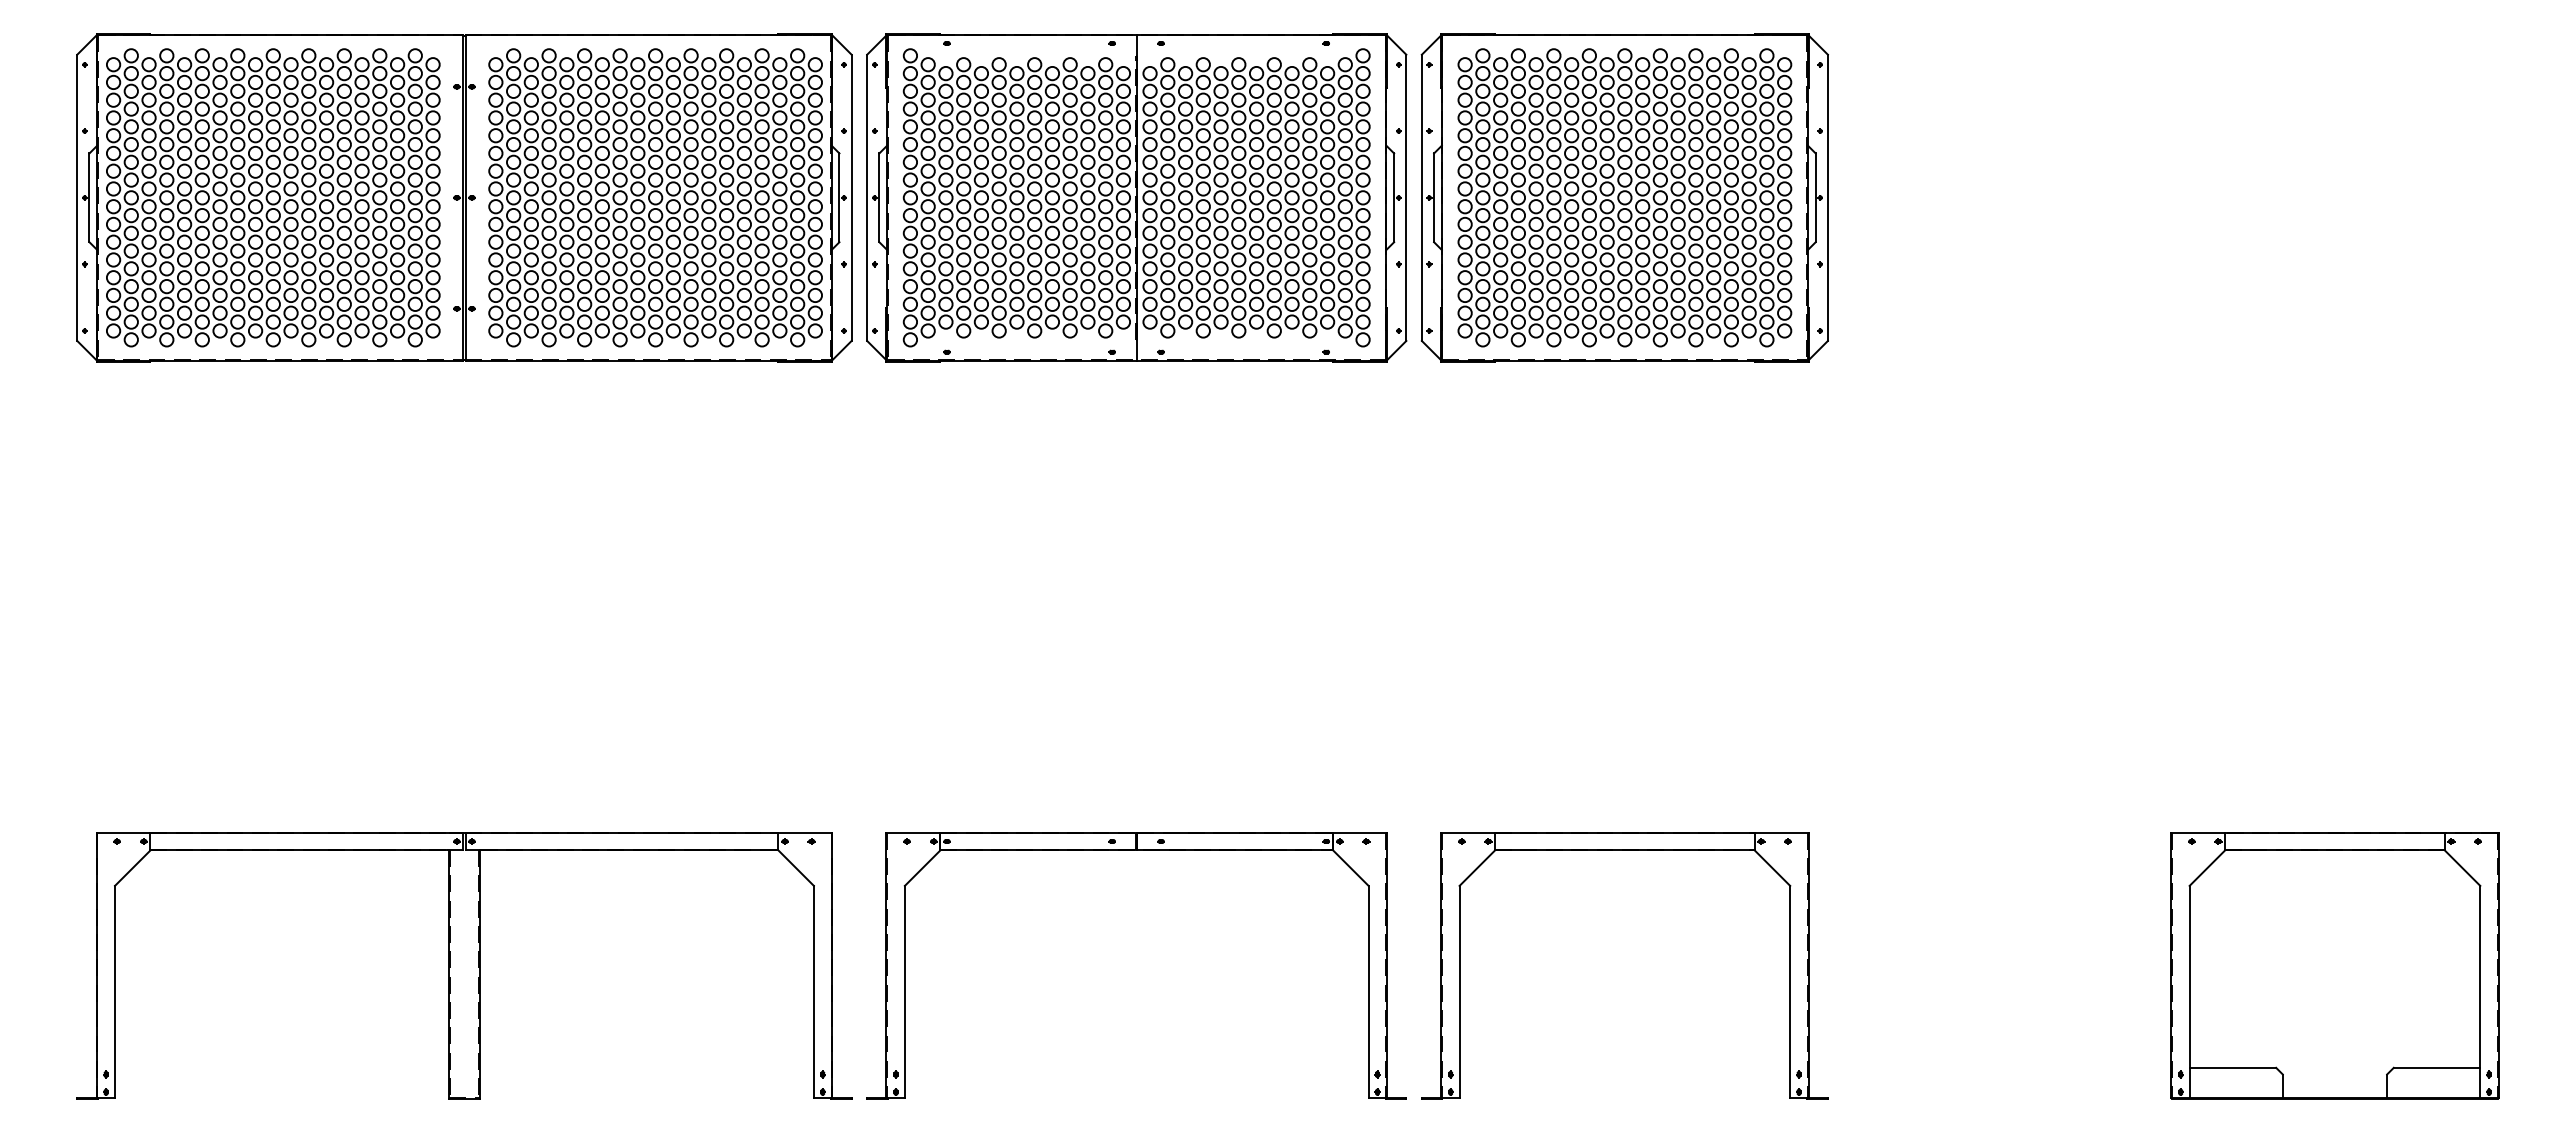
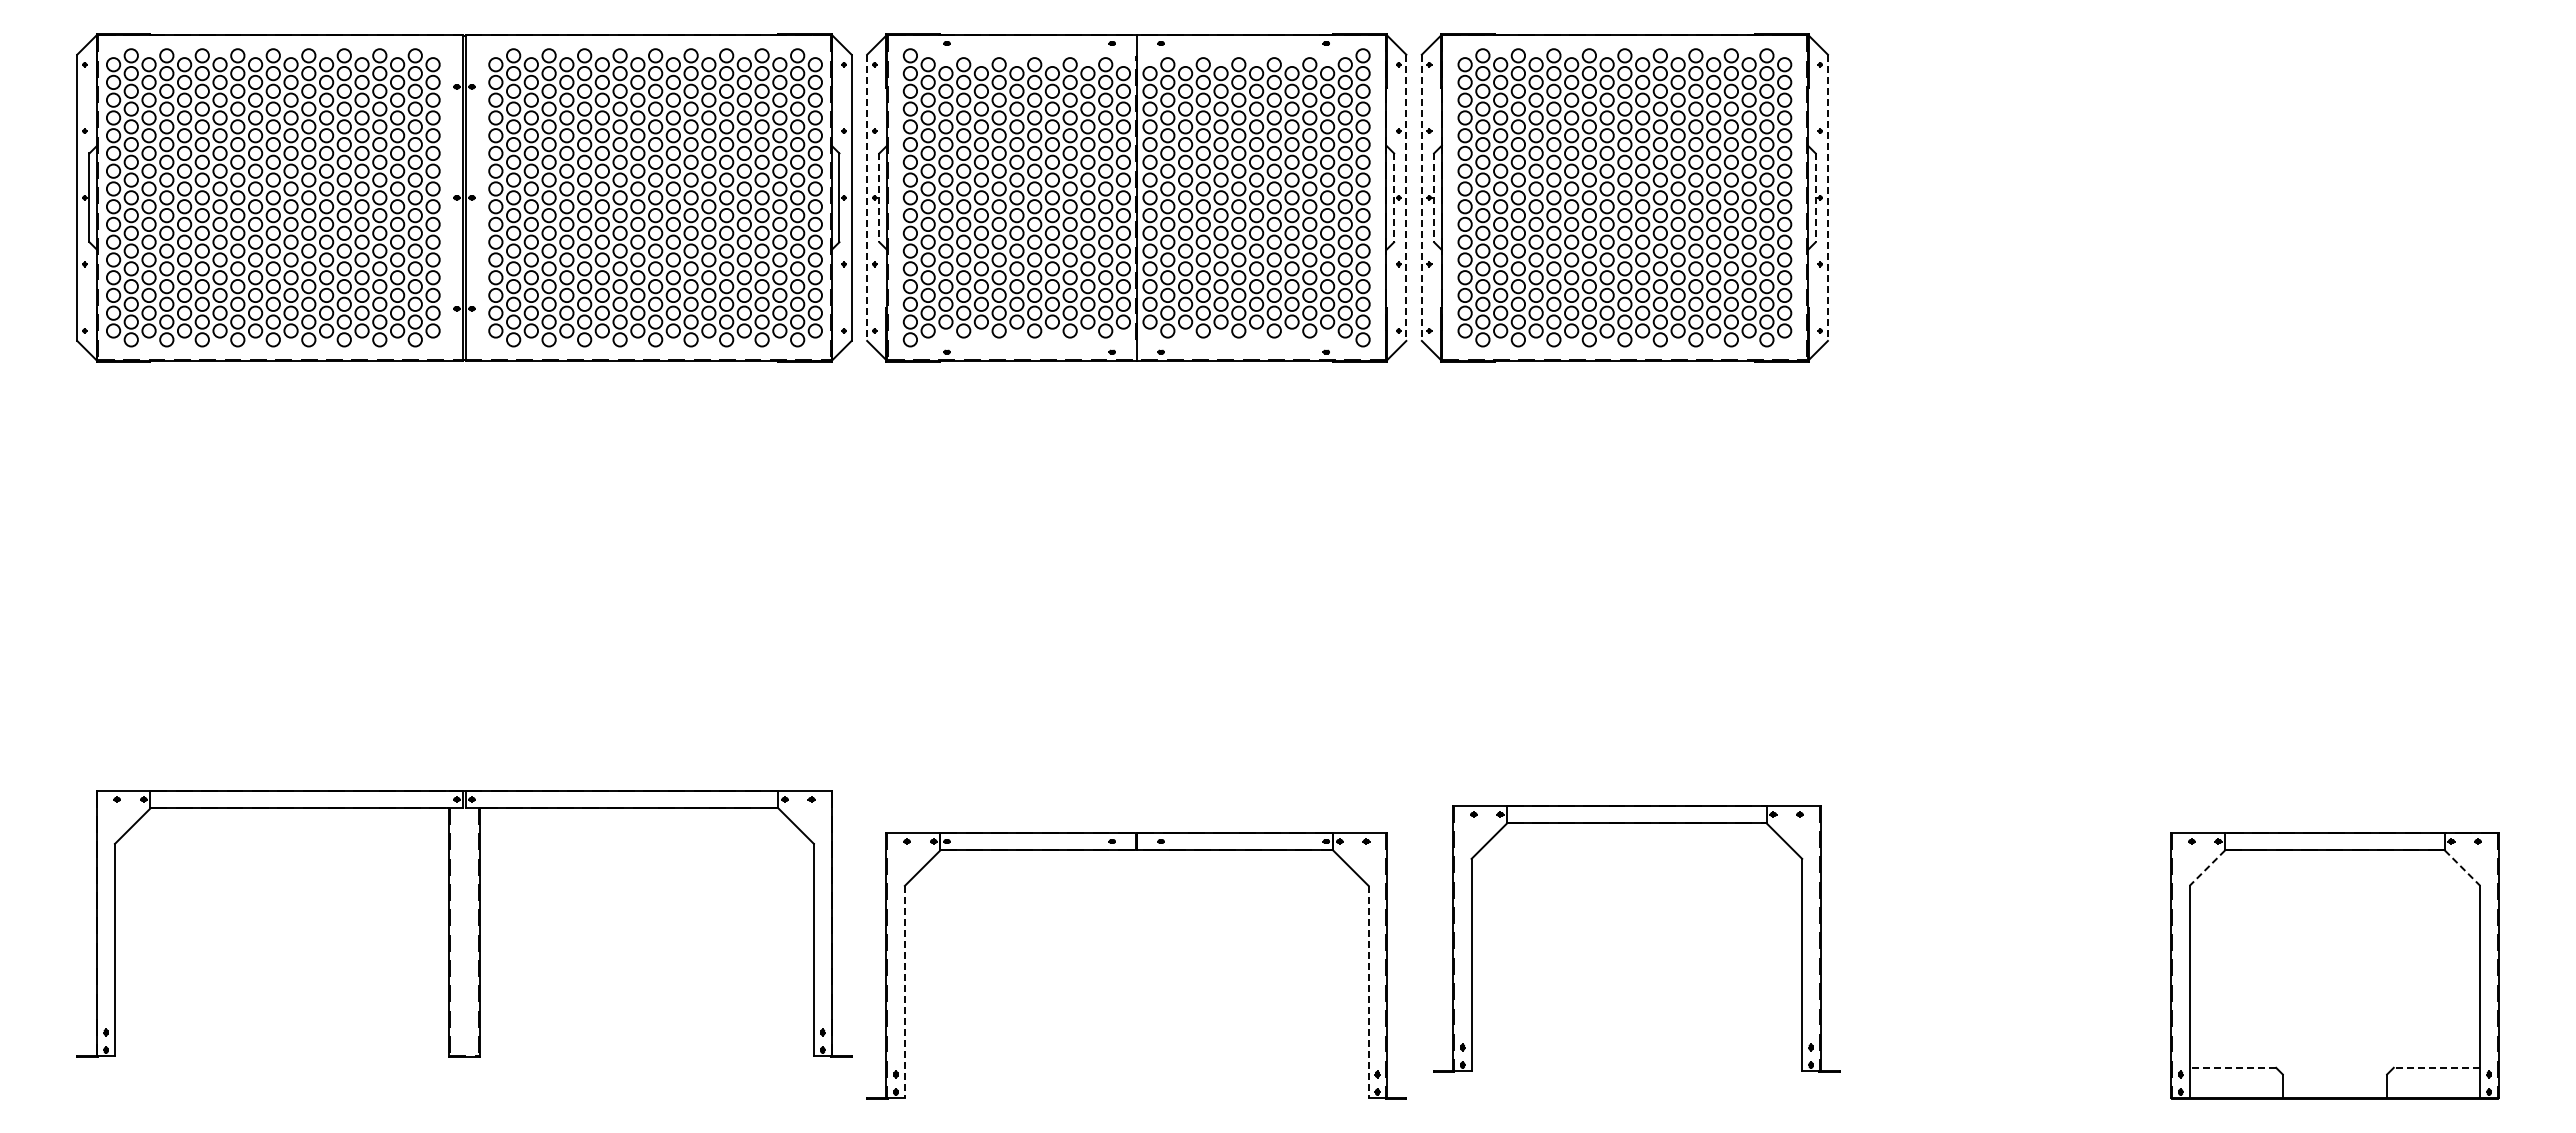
line: solid -> dashed (867, 198)
line: solid -> dashed (879, 198)
line: solid -> dashed (1394, 198)
line: solid -> dashed (1406, 198)
line: solid -> dashed (1421, 198)
line: solid -> dashed (1434, 198)
line: solid -> dashed (1815, 198)
line: solid -> dashed (1827, 198)
part position: (1624, 850) -> (1636, 823) (1636, 823)
line: solid -> dashed (2207, 868)
line: solid -> dashed (2462, 868)
part position: (464, 965) -> (464, 923) (464, 923)
line: solid -> dashed (904, 992)
line: solid -> dashed (1368, 992)
line: solid -> dashed (2232, 1067)
line: solid -> dashed (2436, 1067)
